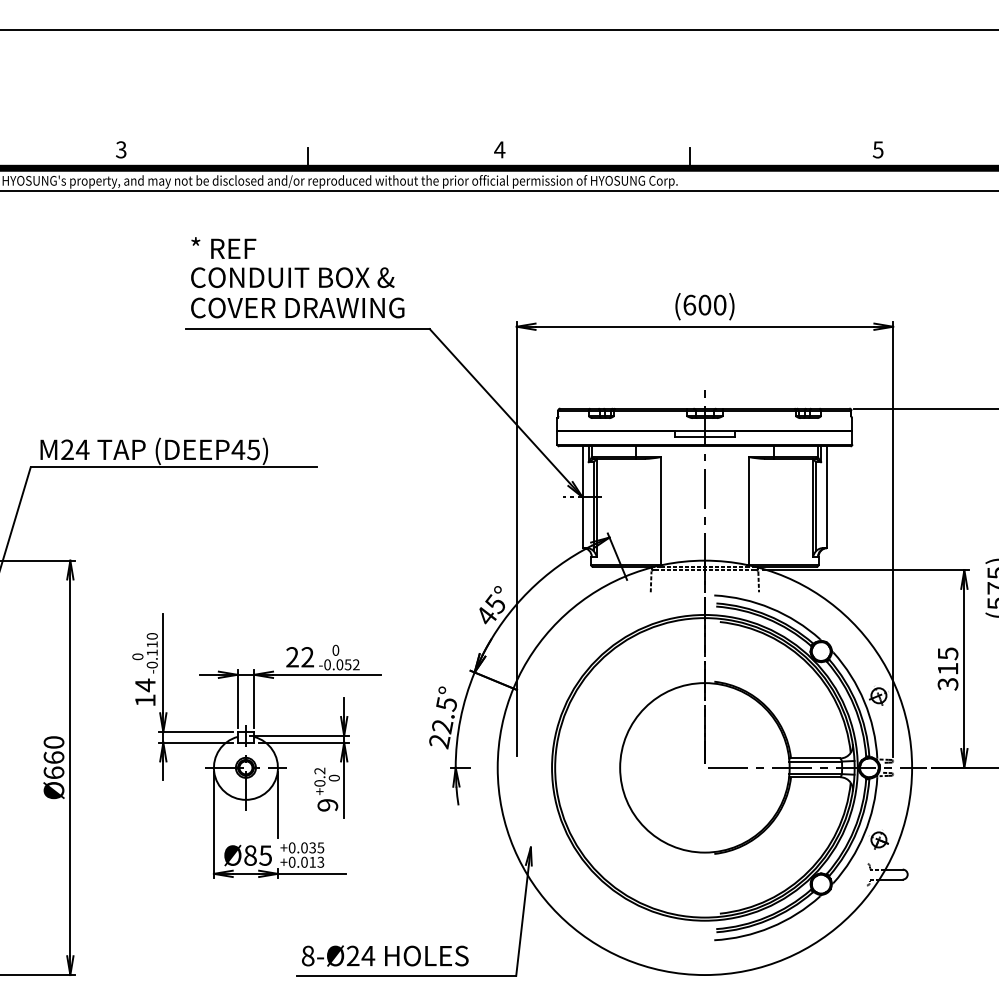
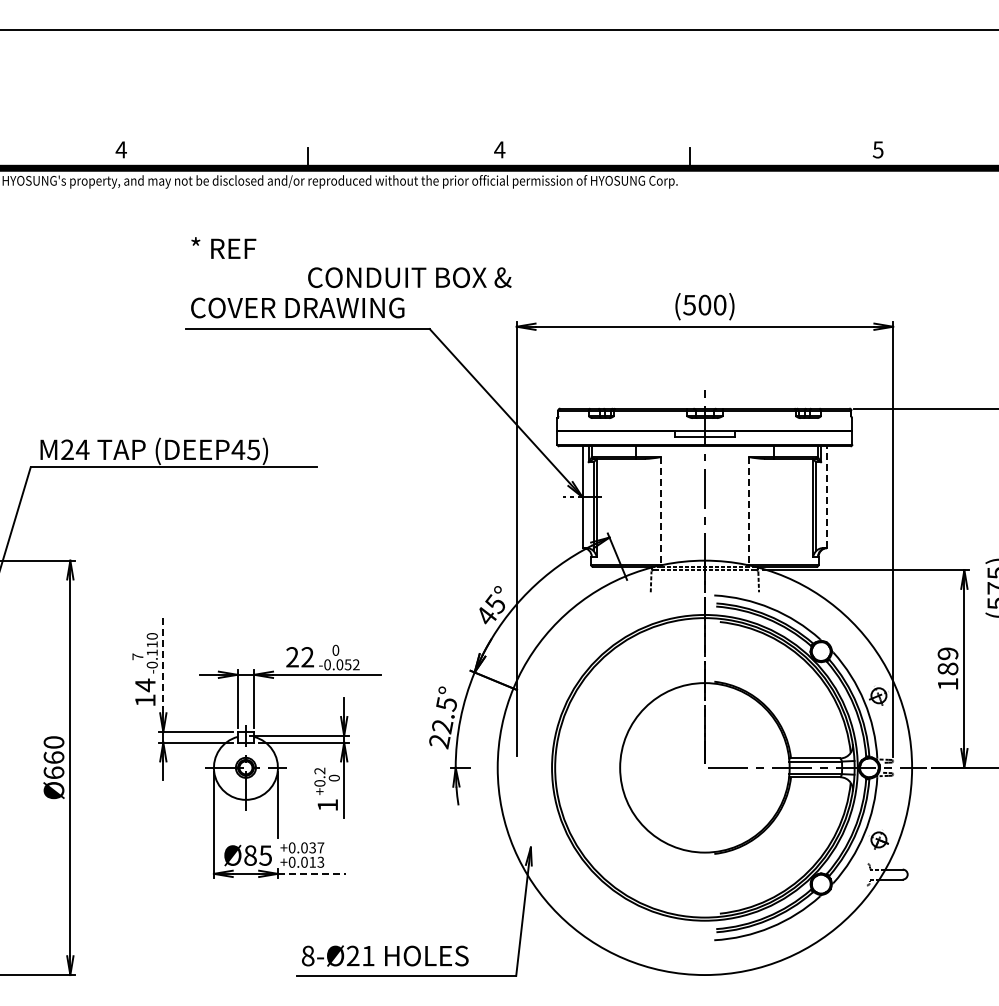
text: 3 -> 4 (120, 149)
line: present -> none (498, 190)
text position: (292, 277) -> (409, 277) (409, 277)
text: (600) -> (500) (689, 304)
line: solid -> dashed (826, 497)
line: solid -> dashed (660, 511)
line: solid -> dashed (748, 511)
text: 0 -> 7 (137, 656)
line: solid -> dashed (163, 663)
text: 315 -> 189 (947, 668)
text: 9 -> 1 (327, 805)
text: +0.035 -> +0.037 (320, 847)
line: solid -> dashed (312, 873)
text: 8-Ø24 -> 8-Ø21 (368, 956)
